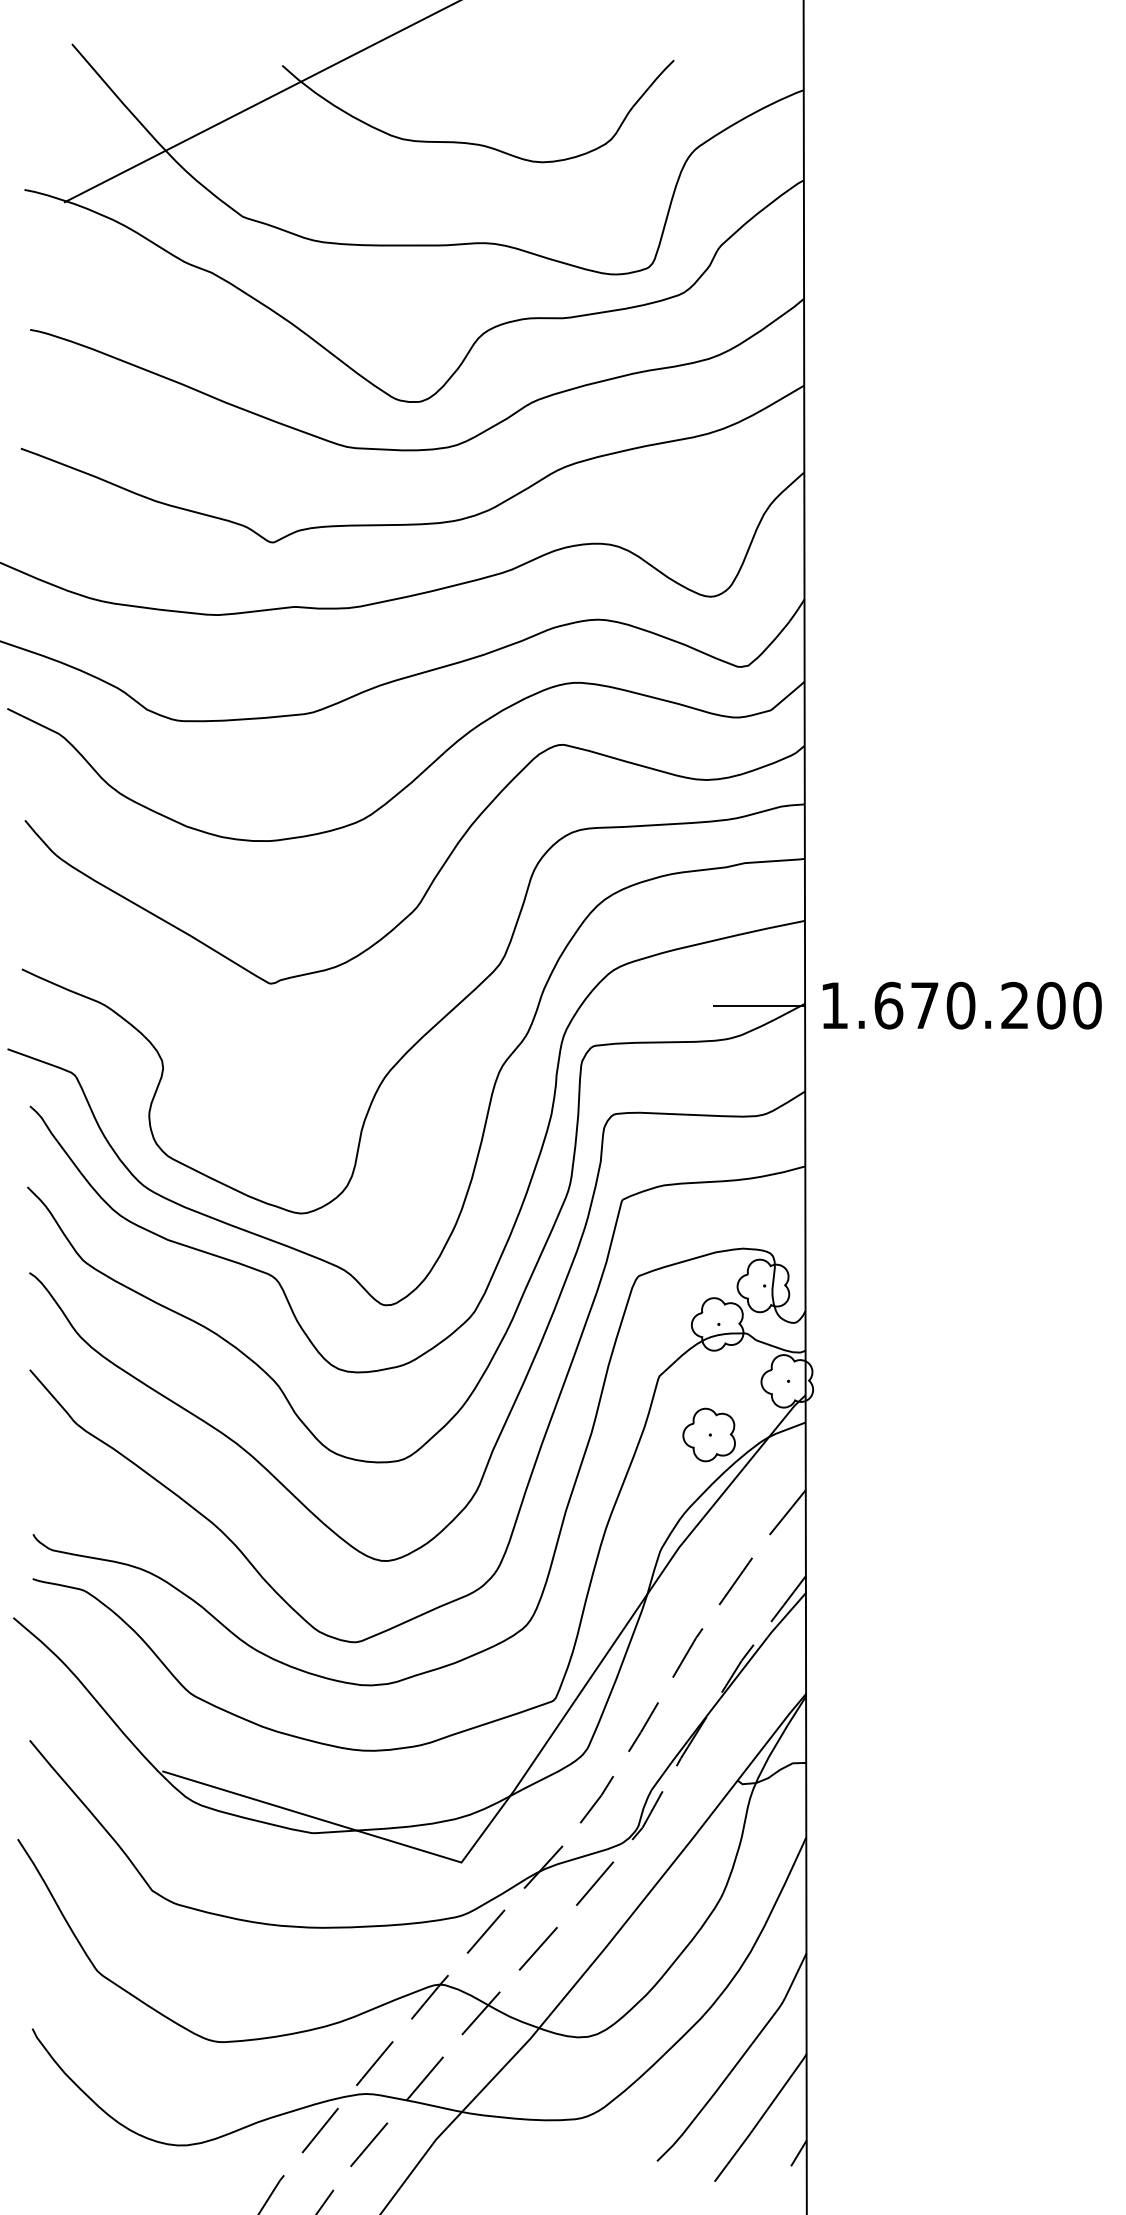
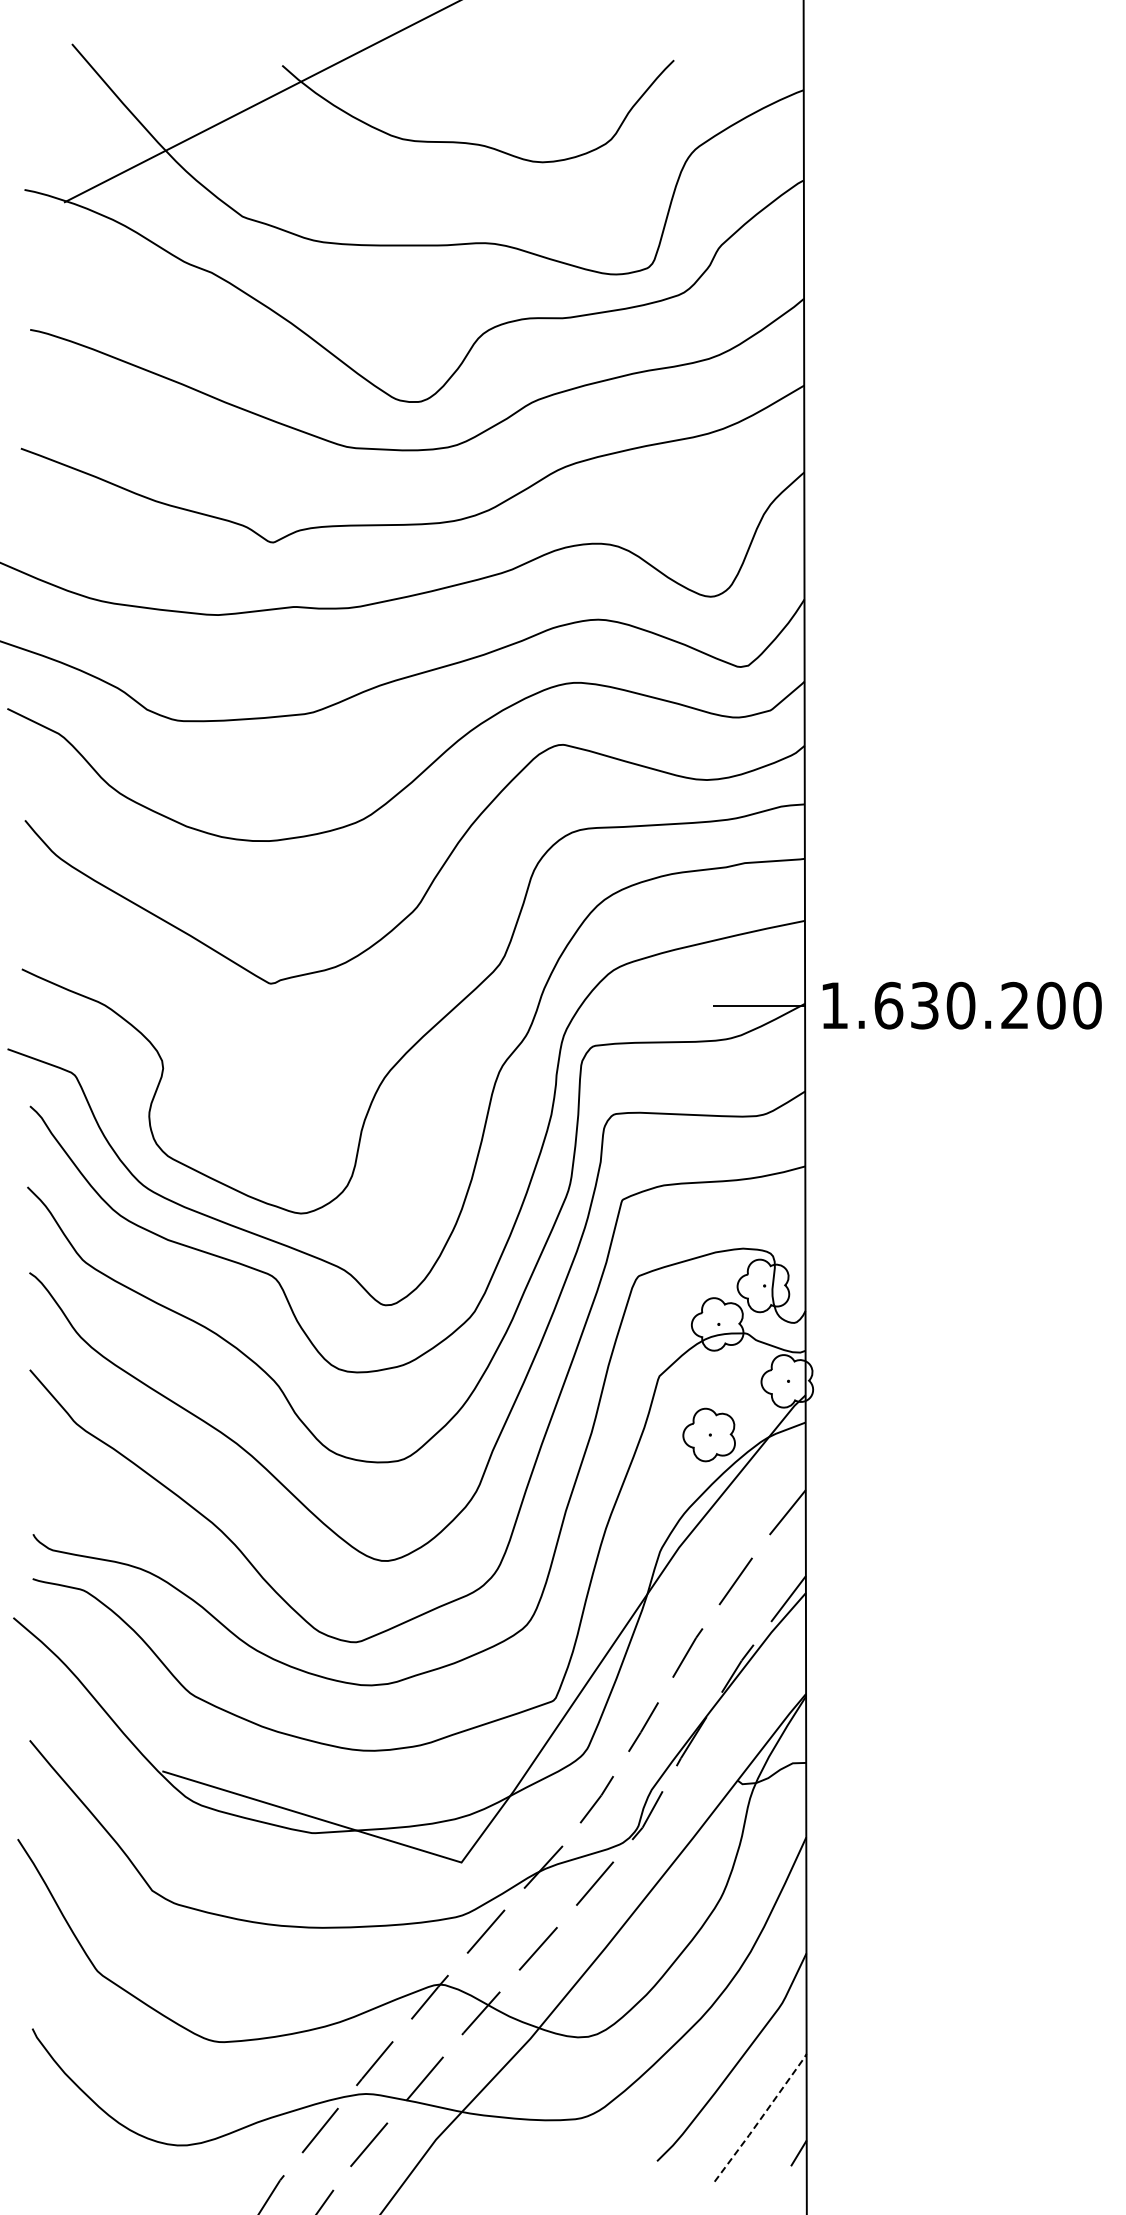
text: 1.670.200 -> 1.630.200 (924, 1005)
line: solid -> dashed (761, 2118)
